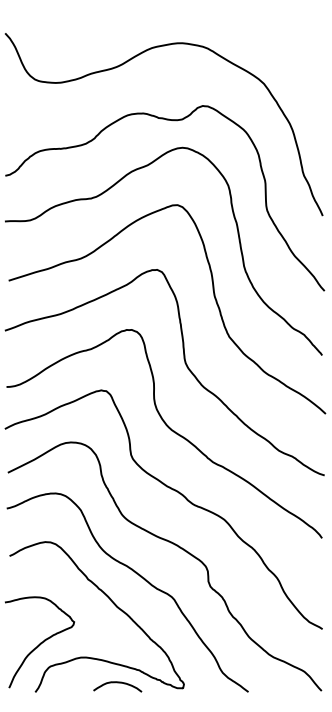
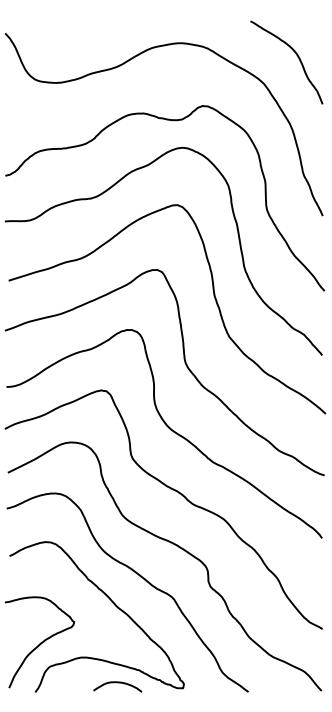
curve: none -> present (297, 57)
